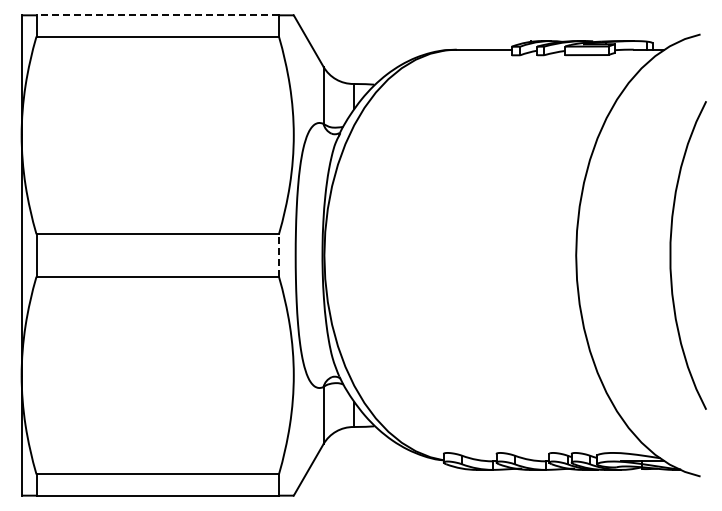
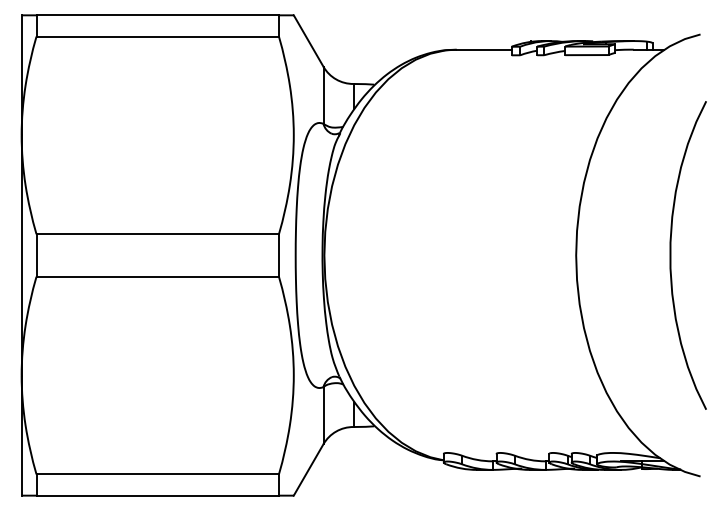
line: dashed -> solid (157, 15)
line: dashed -> solid (278, 255)
